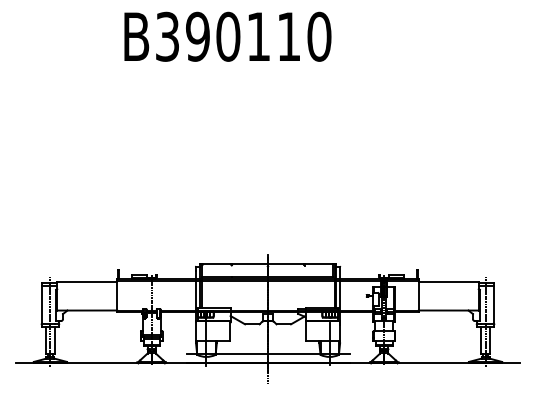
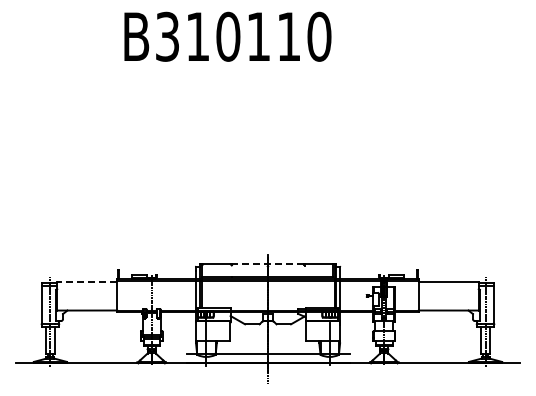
text: B390110 -> B310110 (197, 36)
line: solid -> dashed (267, 264)
line: solid -> dashed (87, 282)
